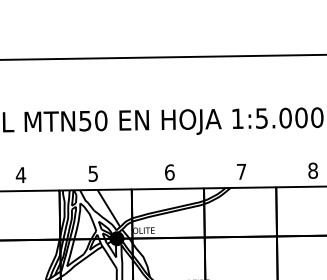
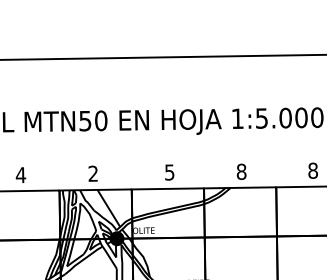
text: 7 -> 8 (241, 171)
text: 6 -> 5 (169, 172)
text: 5 -> 2 (92, 173)
